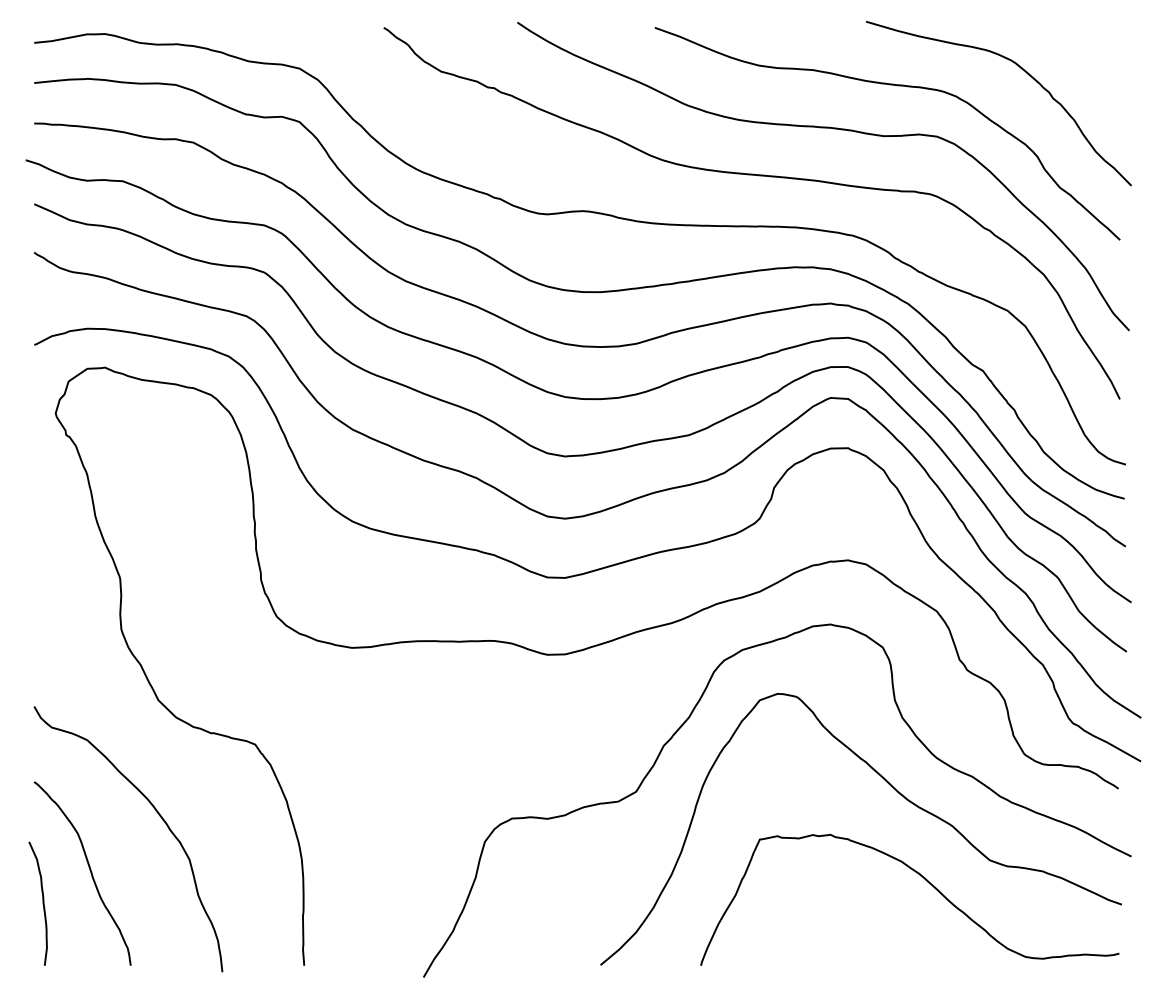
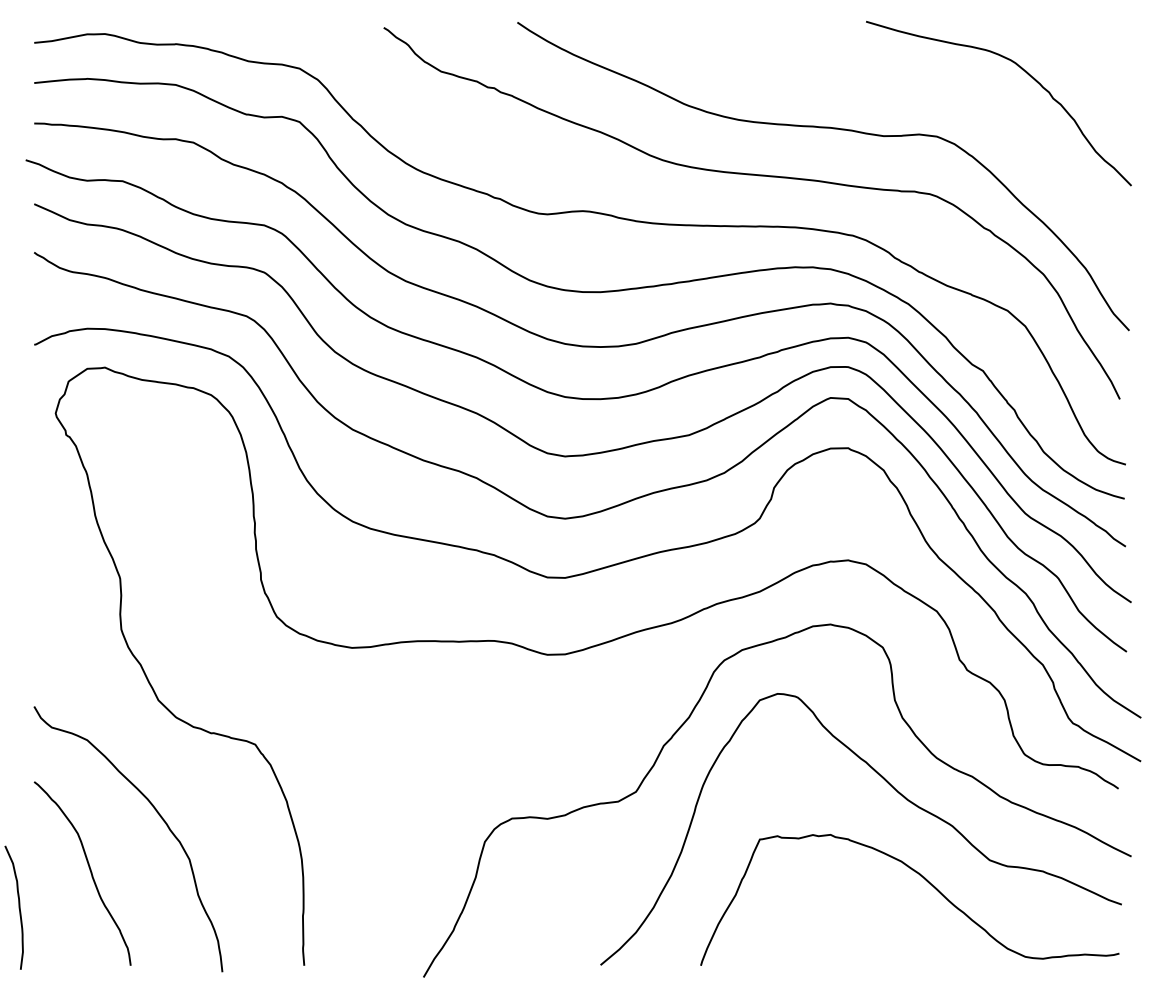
curve: present -> none (889, 85)
curve position: (42, 903) -> (18, 907) (18, 907)
